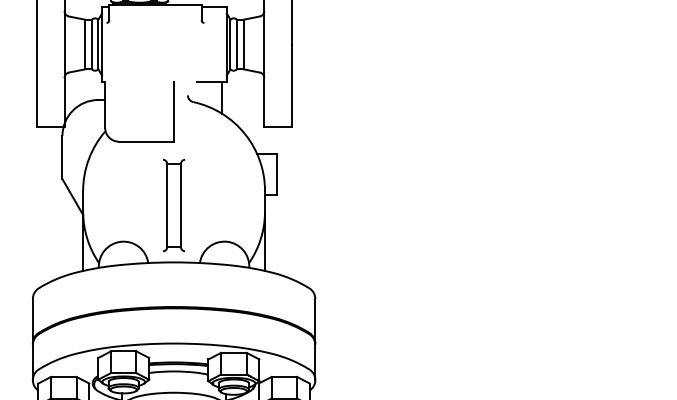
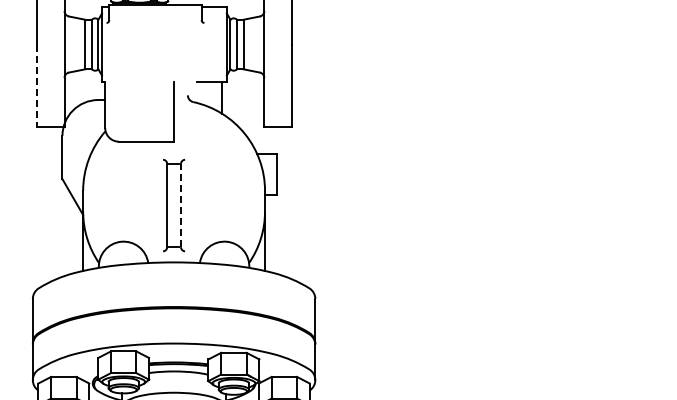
line: solid -> dashed (36, 86)
line: solid -> dashed (180, 205)
